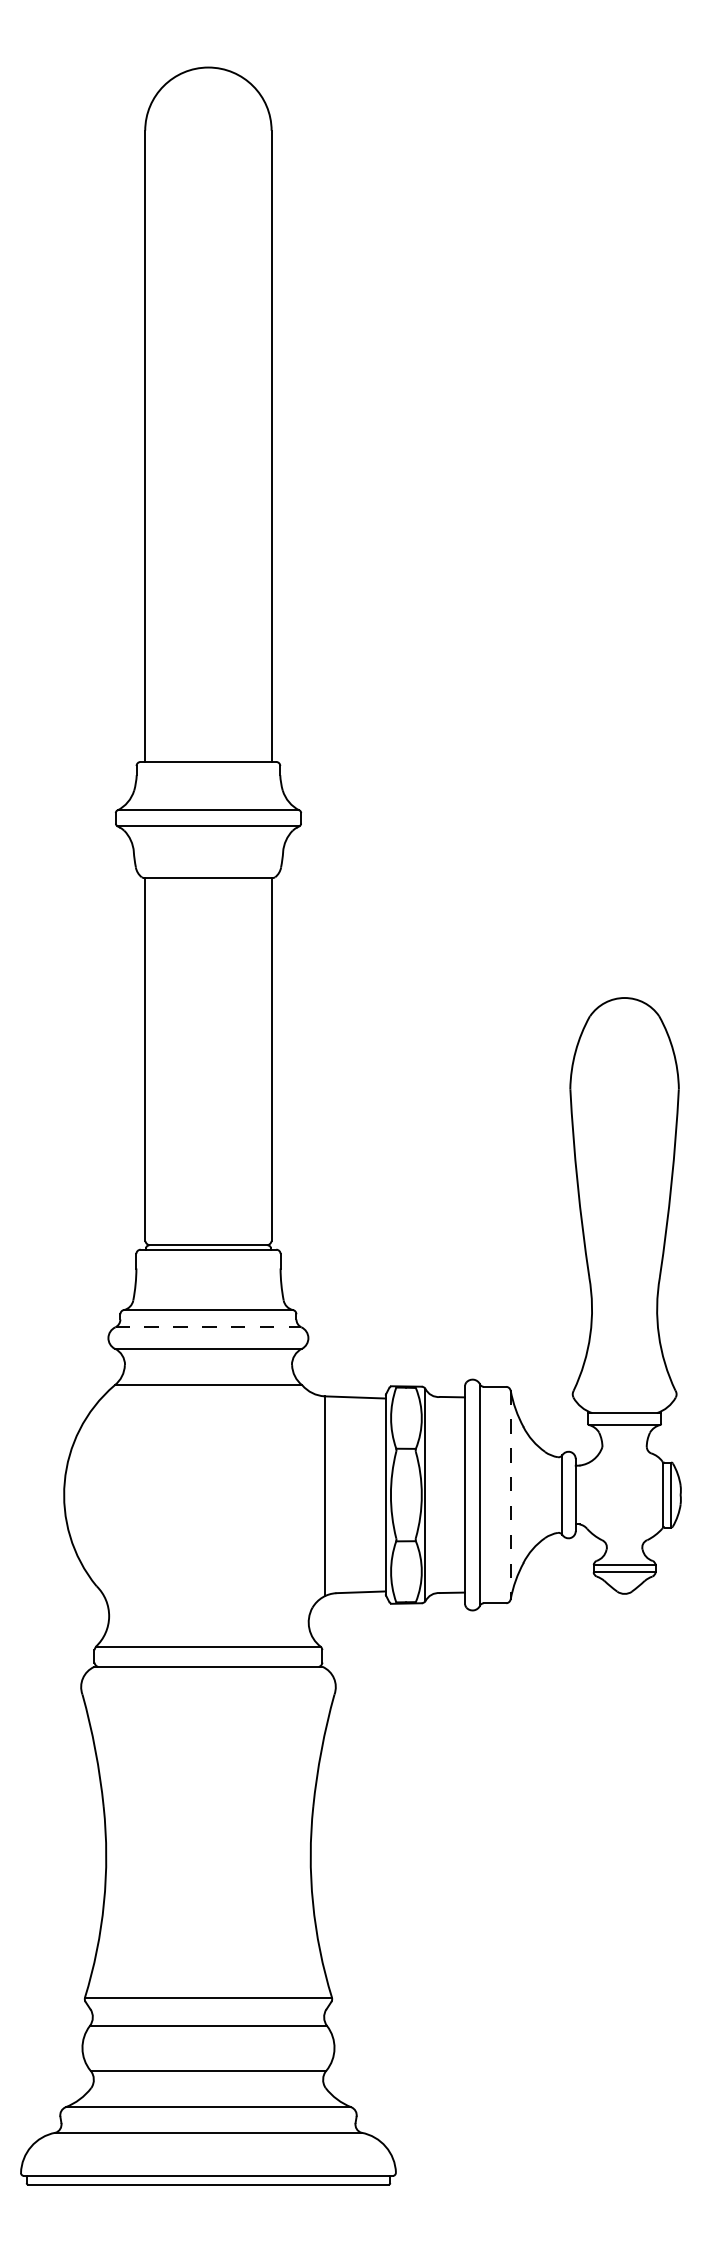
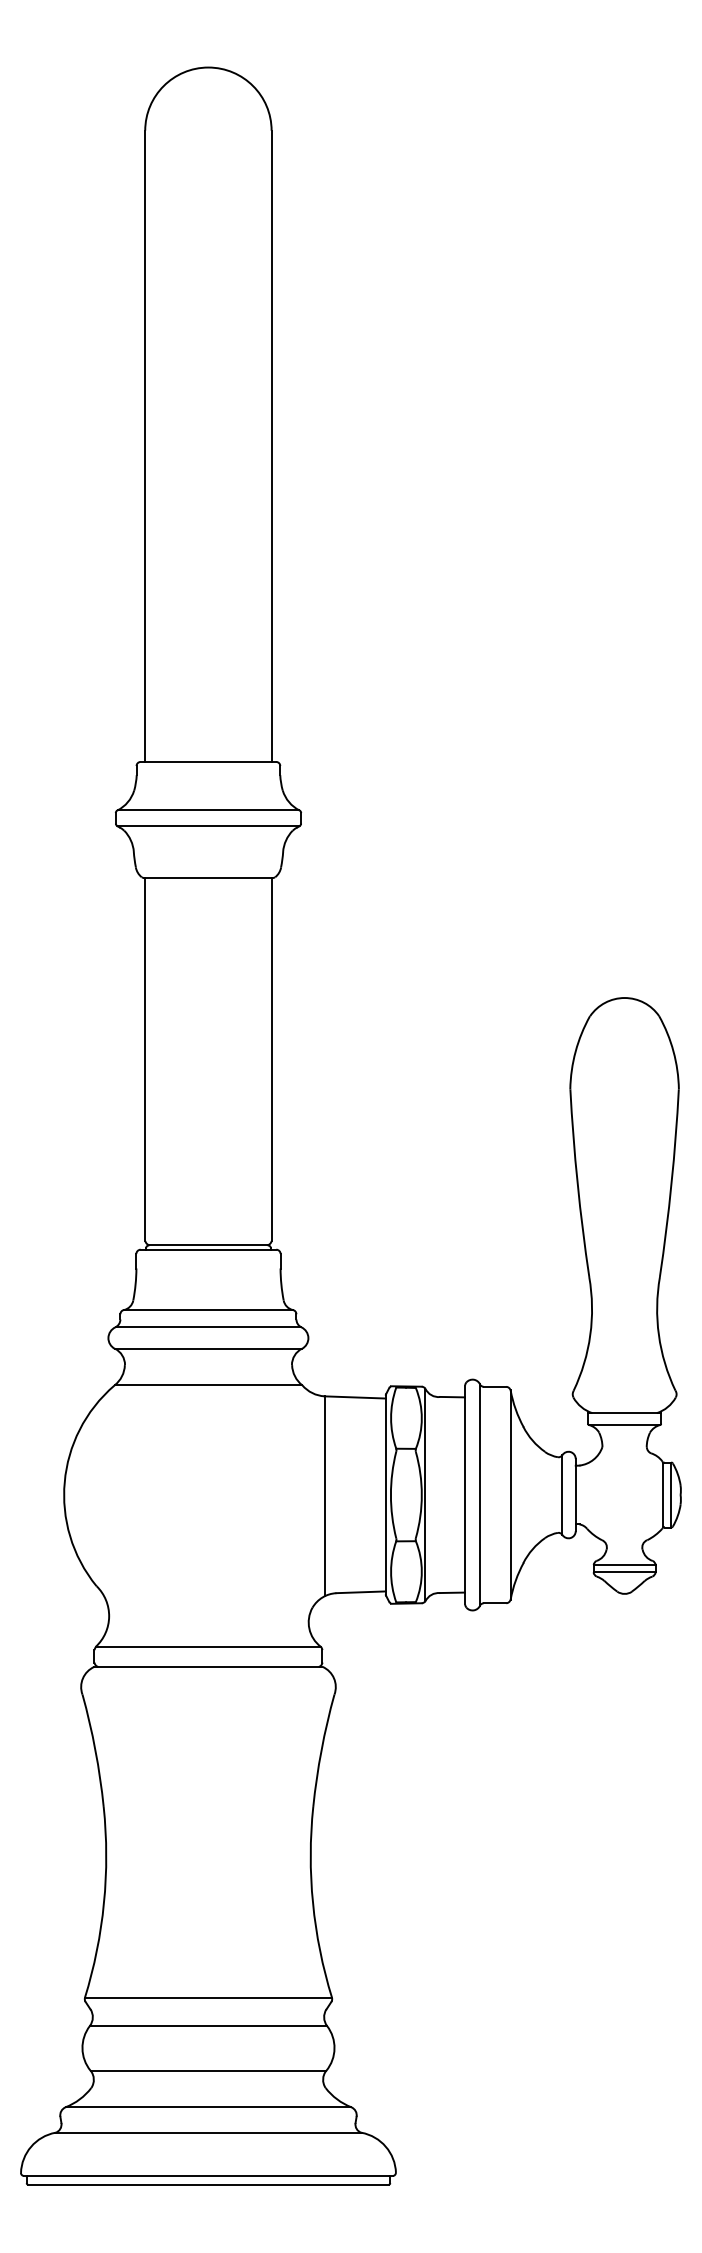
line: dashed -> solid (208, 1327)
line: dashed -> solid (510, 1495)
